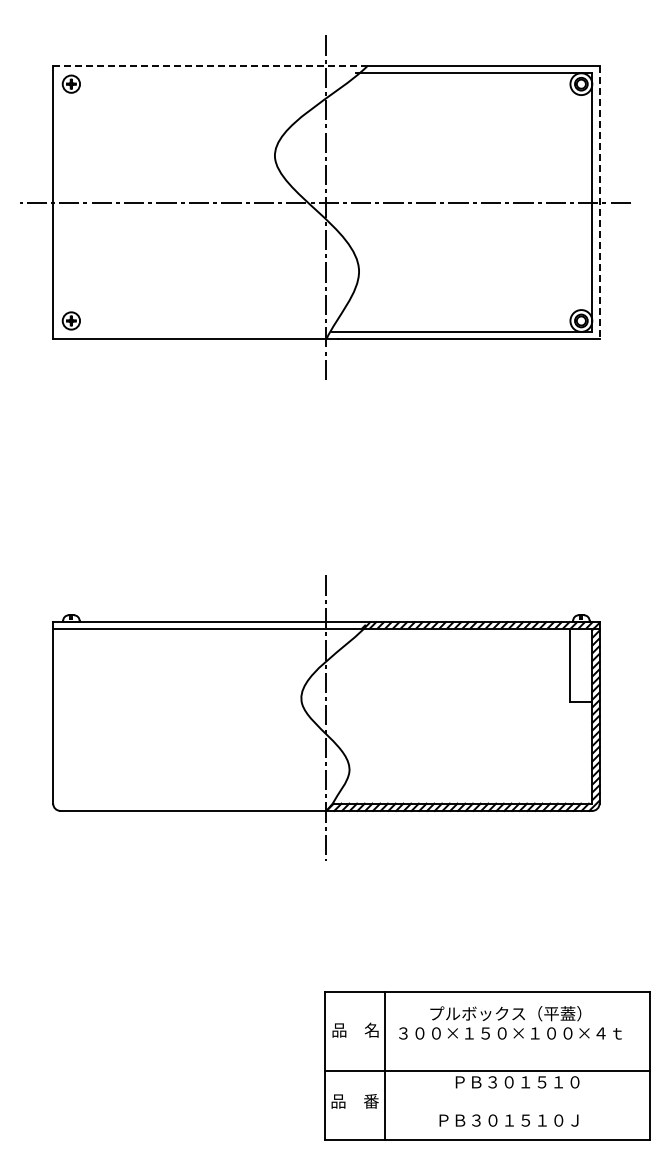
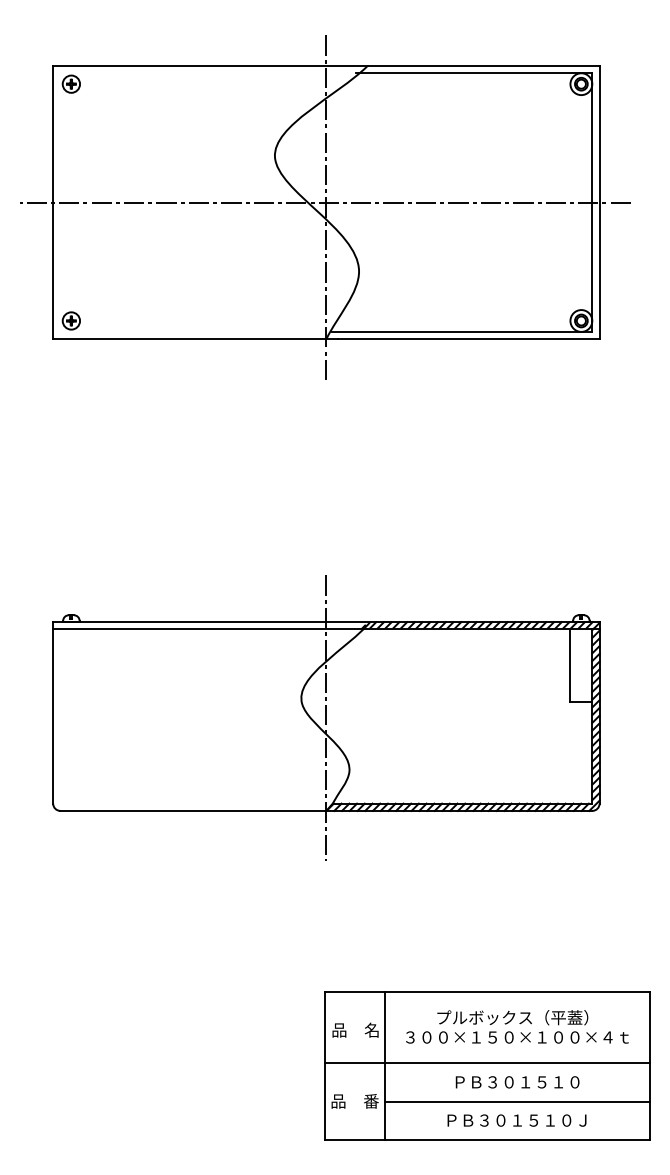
line: dashed -> solid (210, 65)
line: dashed -> solid (599, 202)
text position: (510, 1022) -> (517, 1026) (517, 1026)
line position: (486, 1071) -> (486, 1063) (486, 1063)
line: none -> present (516, 1101)
text position: (508, 1120) -> (516, 1120) (516, 1120)
